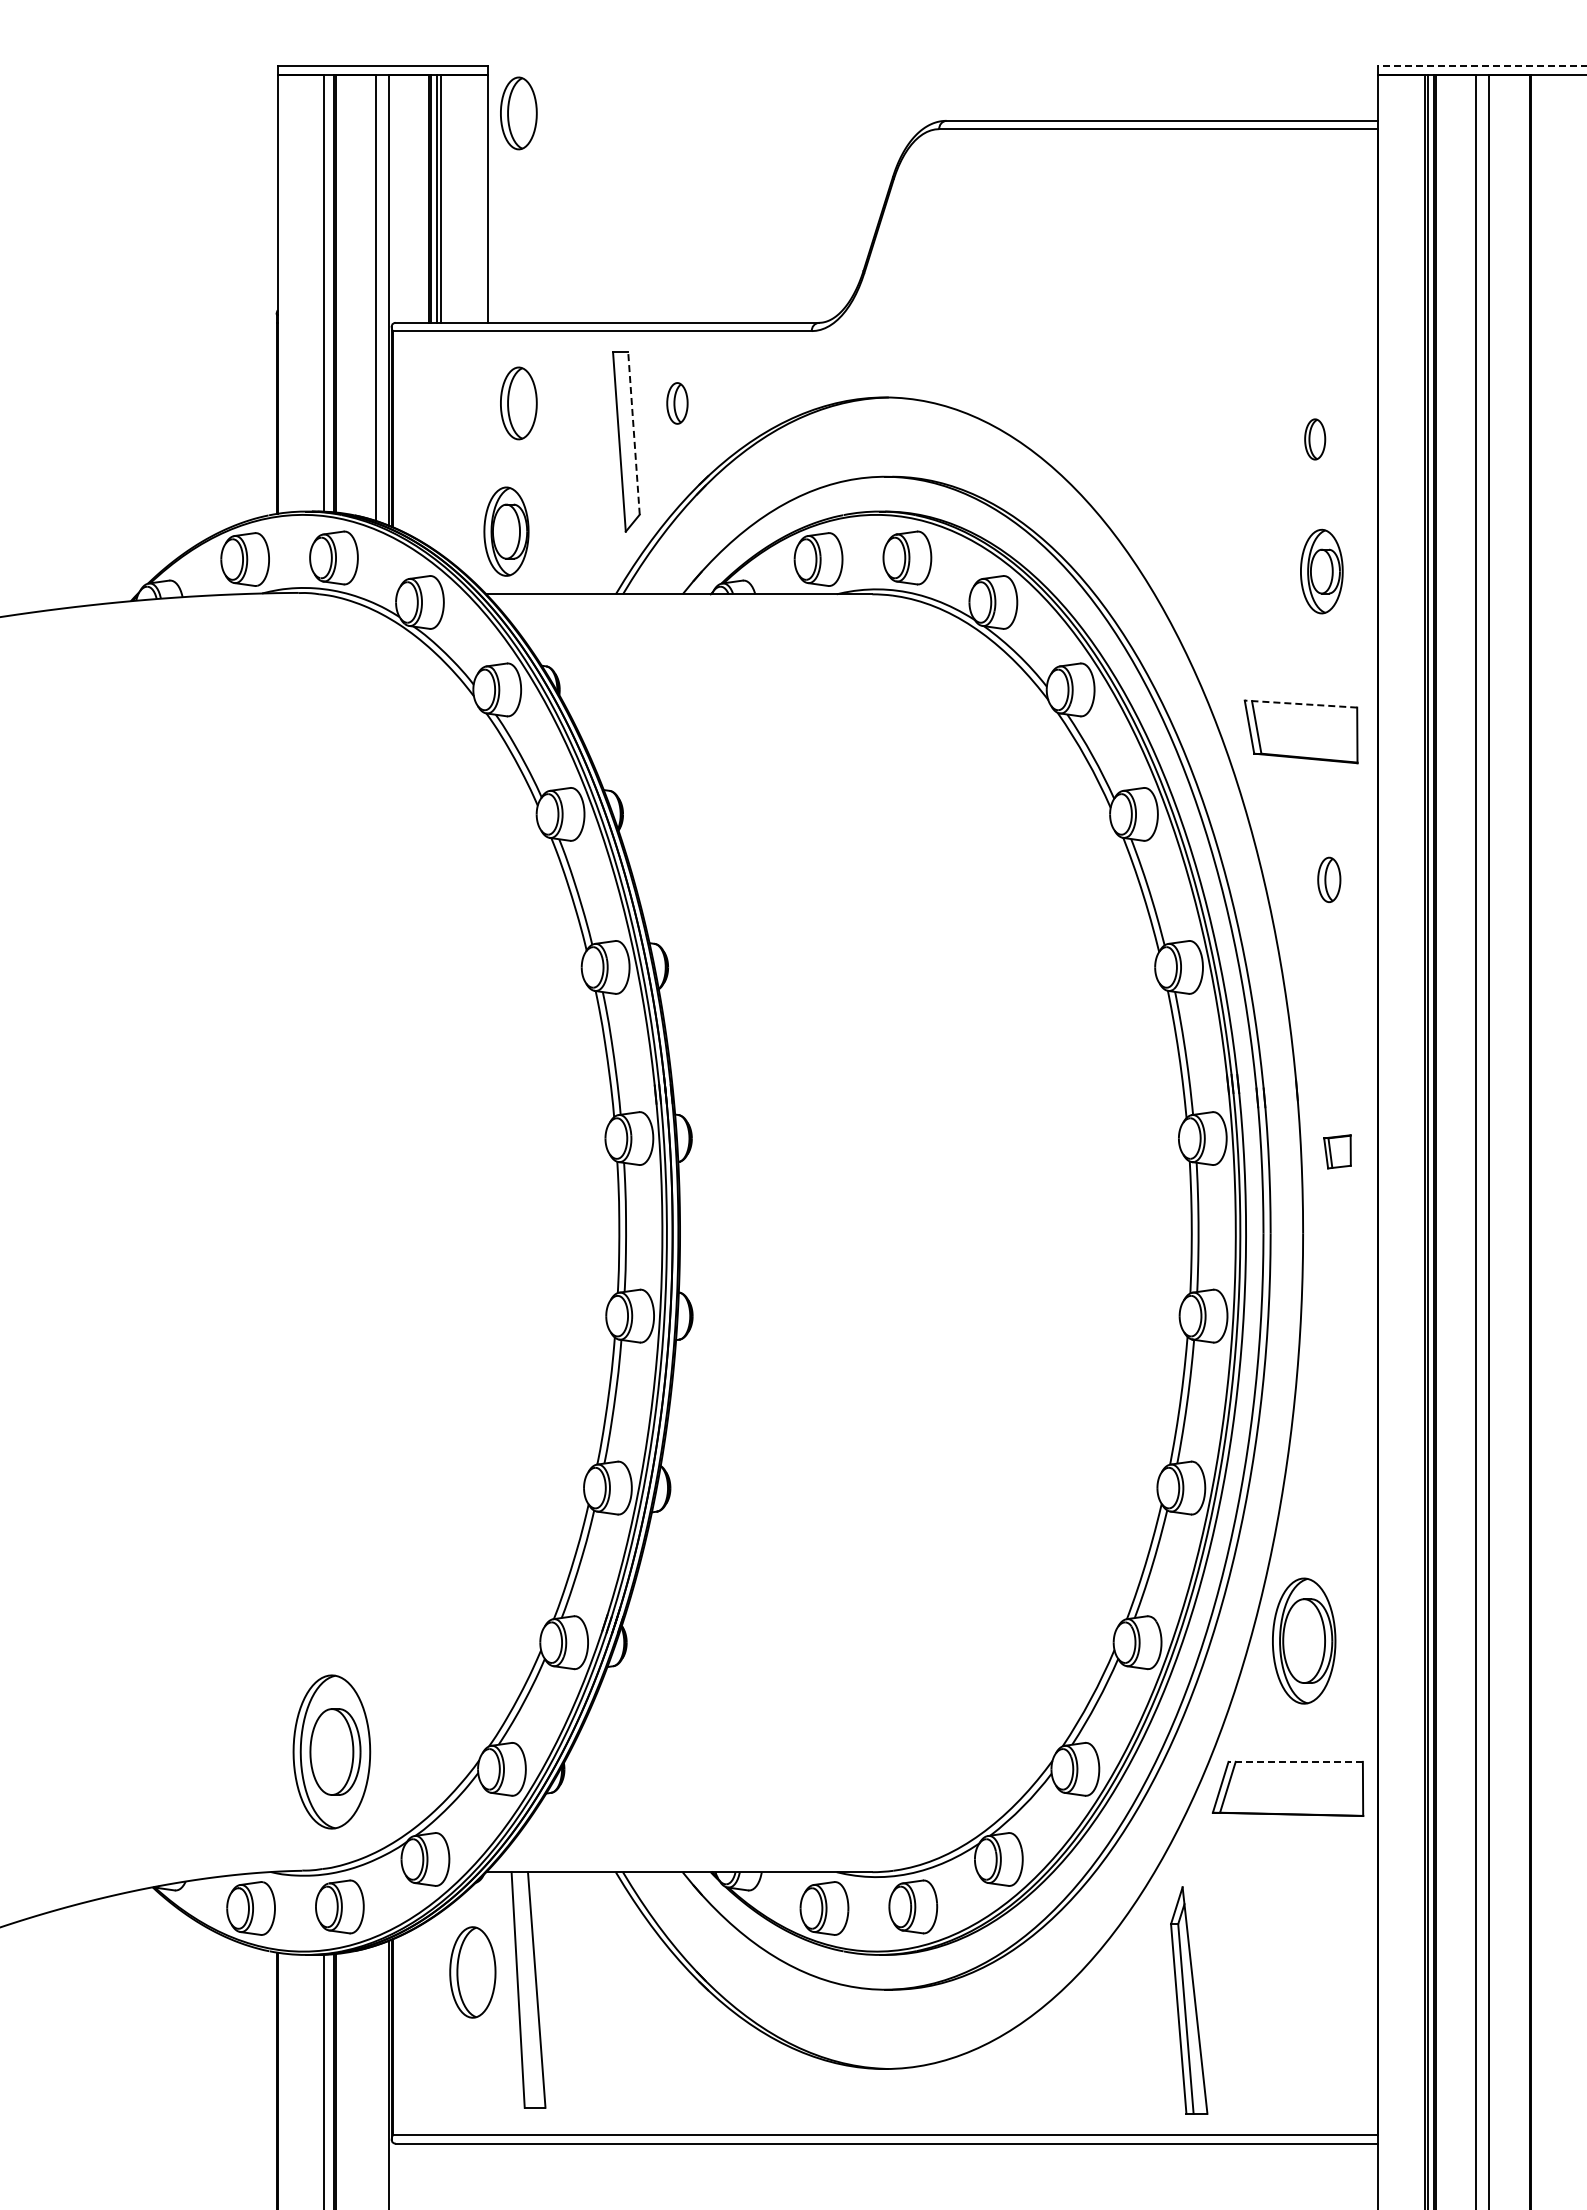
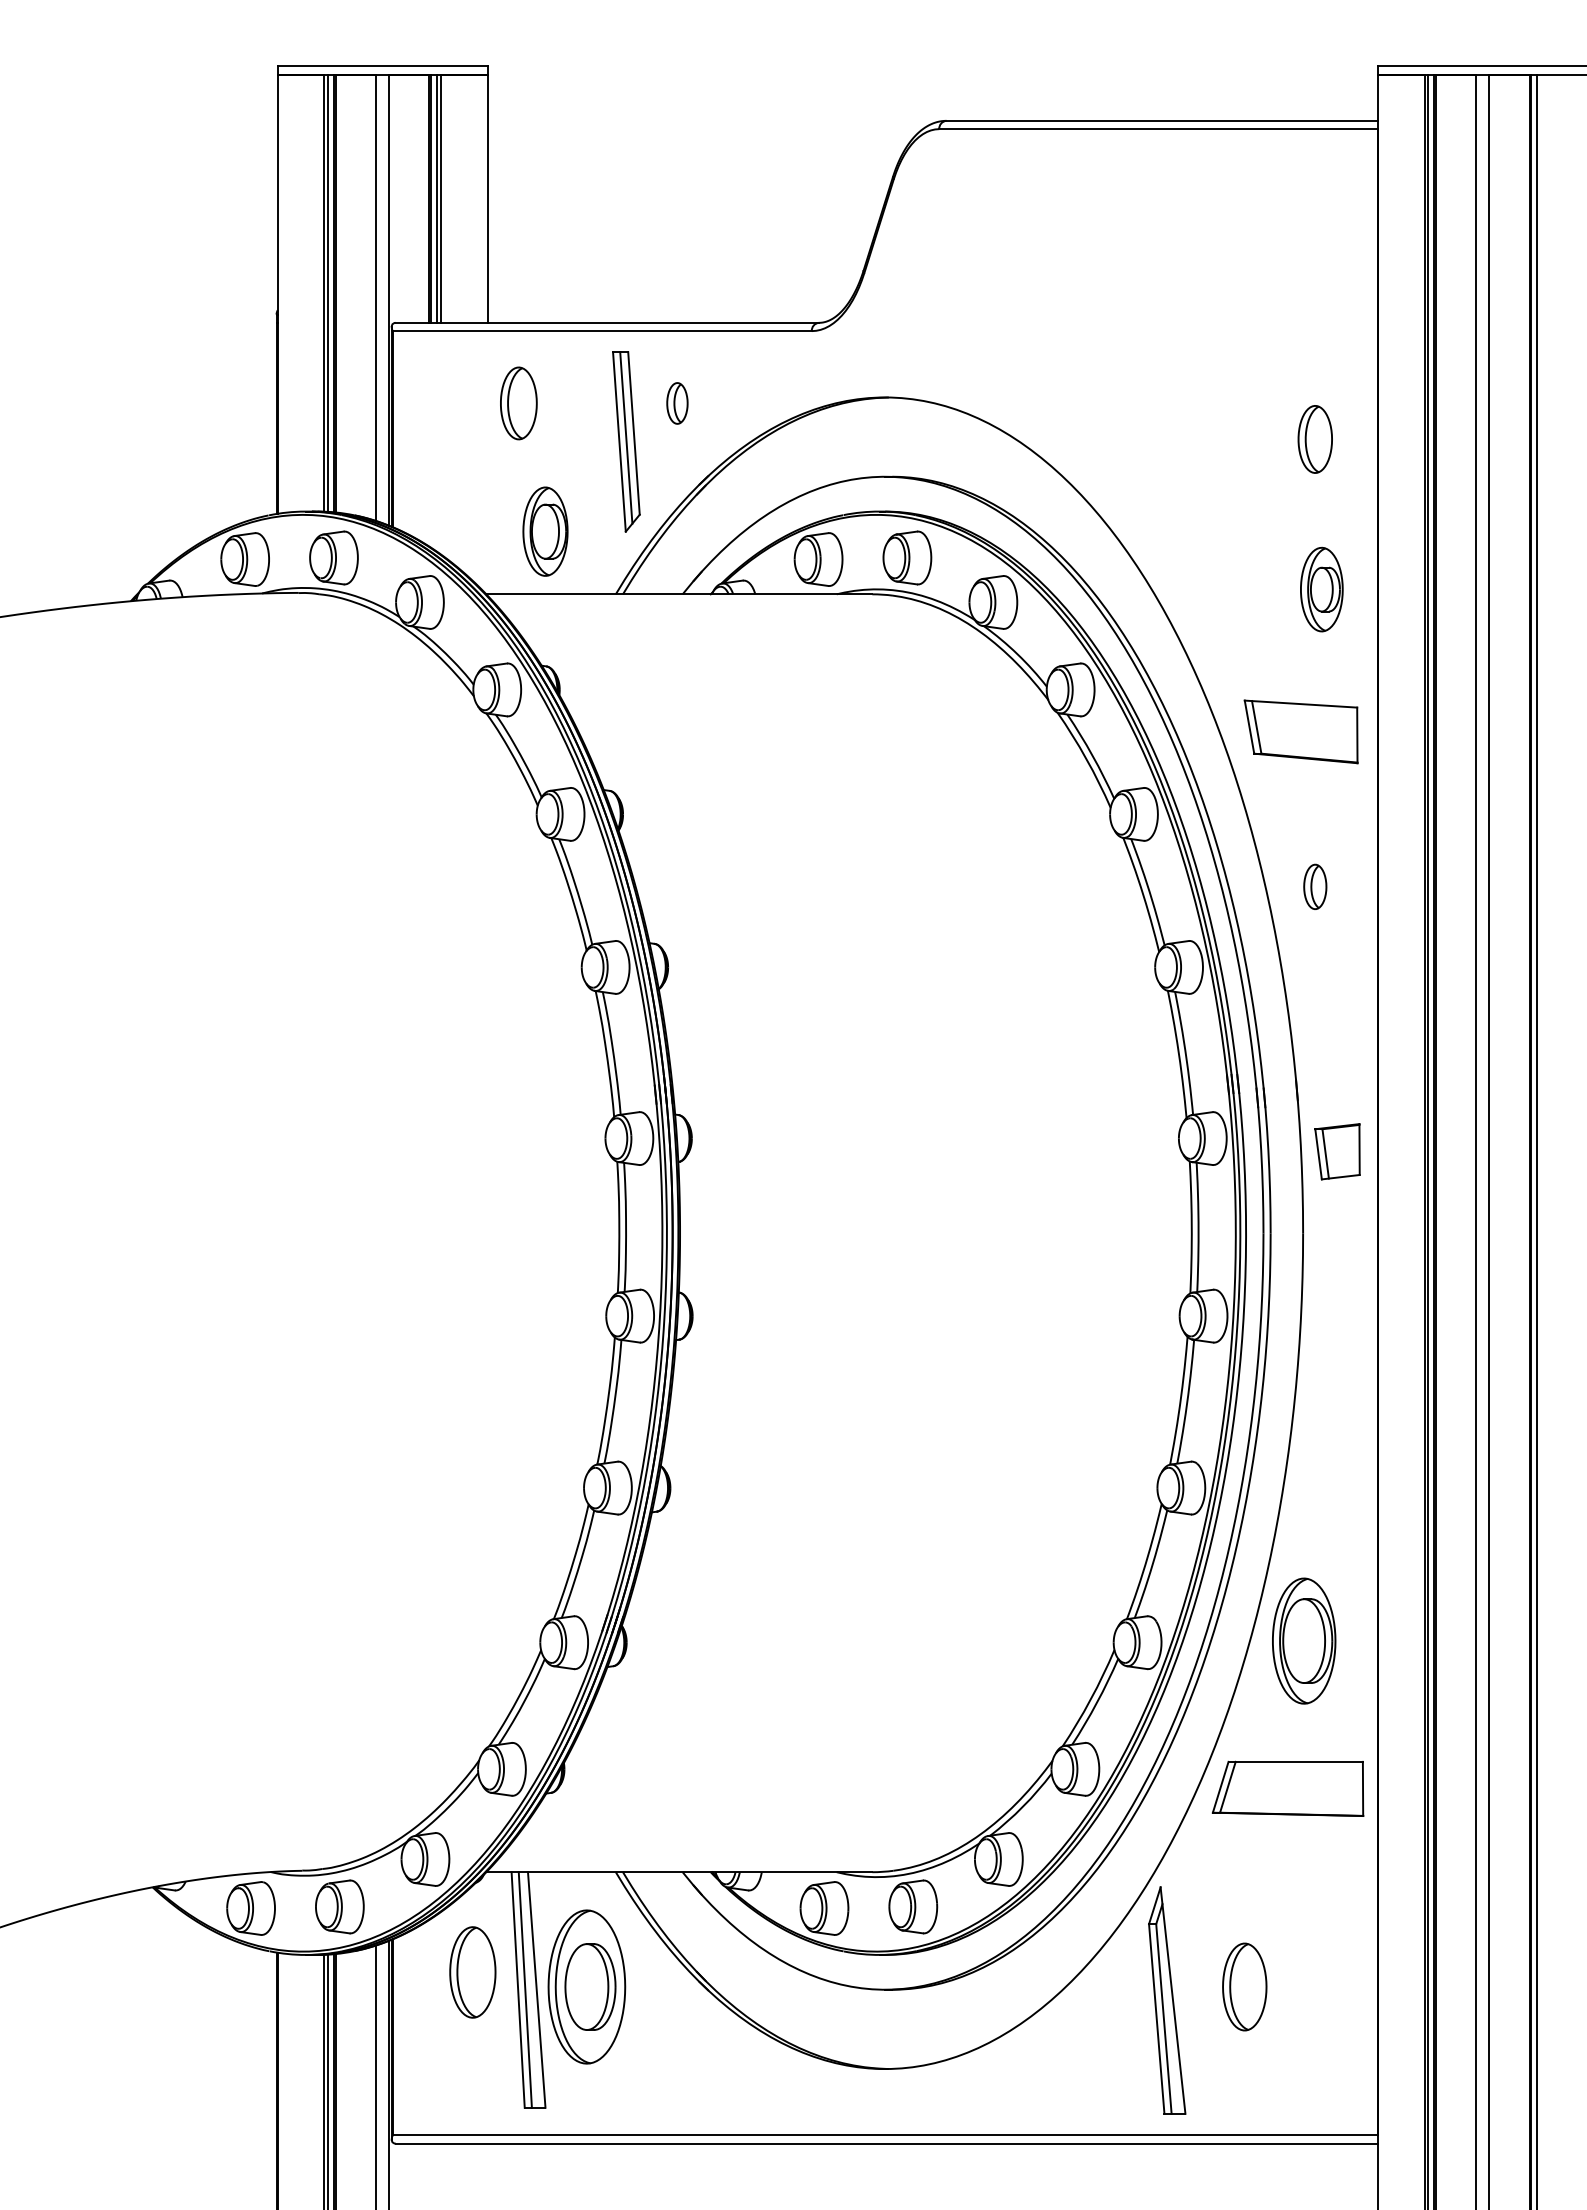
line: dashed -> solid (1482, 66)
part: present -> none (518, 113)
line: none -> present (328, 292)
line: dashed -> solid (633, 432)
line: none -> present (626, 437)
part size: 23x43 px -> 36x69 px (1314, 439)
part position: (506, 531) -> (545, 531) (545, 531)
part position: (1321, 571) -> (1321, 589) (1321, 589)
line: dashed -> solid (1300, 704)
part position: (1329, 879) -> (1315, 886) (1315, 886)
line: none -> present (1537, 1140)
part size: 29x36 px -> 47x58 px (1337, 1151)
part position: (331, 1751) -> (586, 1986) (586, 1986)
line: dashed -> solid (1295, 1761)
part: none -> present (1244, 1986)
line: none -> present (524, 1989)
part position: (1189, 2000) -> (1167, 2000) (1167, 2000)
line: none -> present (376, 2075)
line: none -> present (328, 2080)
